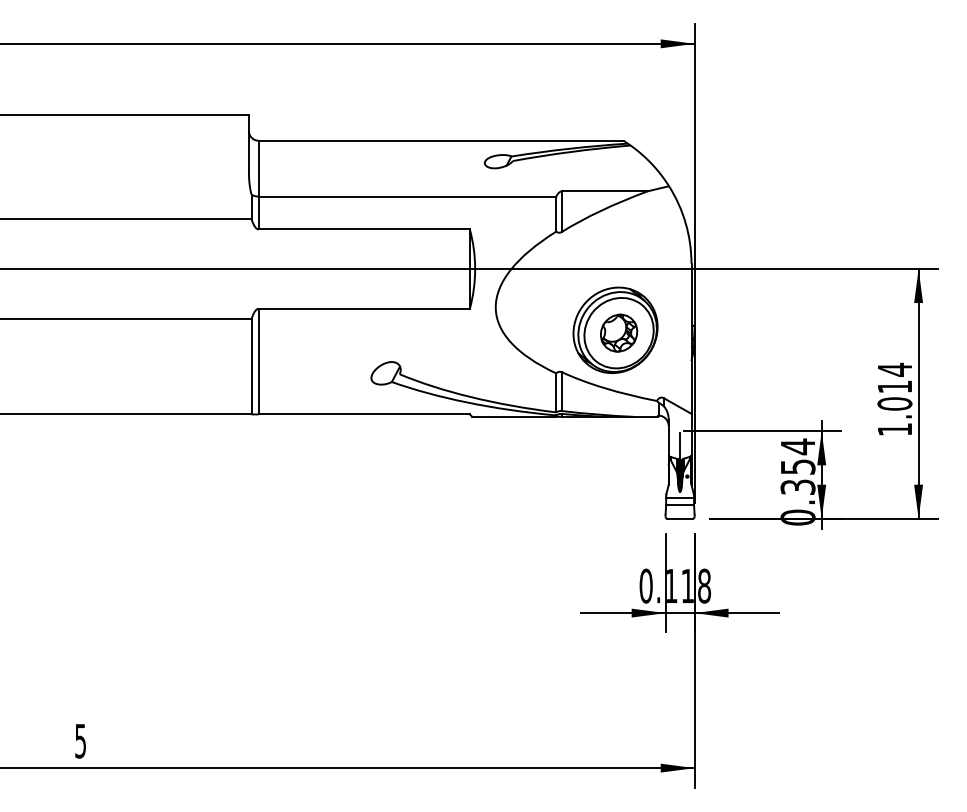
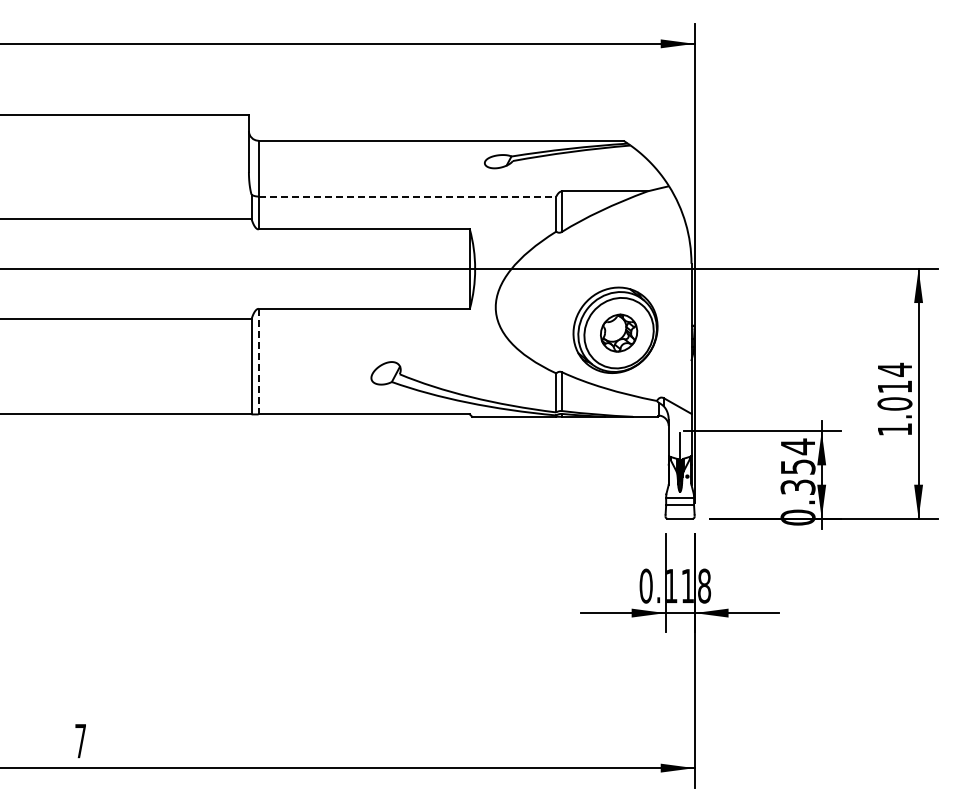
line: solid -> dashed (407, 196)
line: solid -> dashed (258, 361)
text: 5 -> 7 (80, 741)
